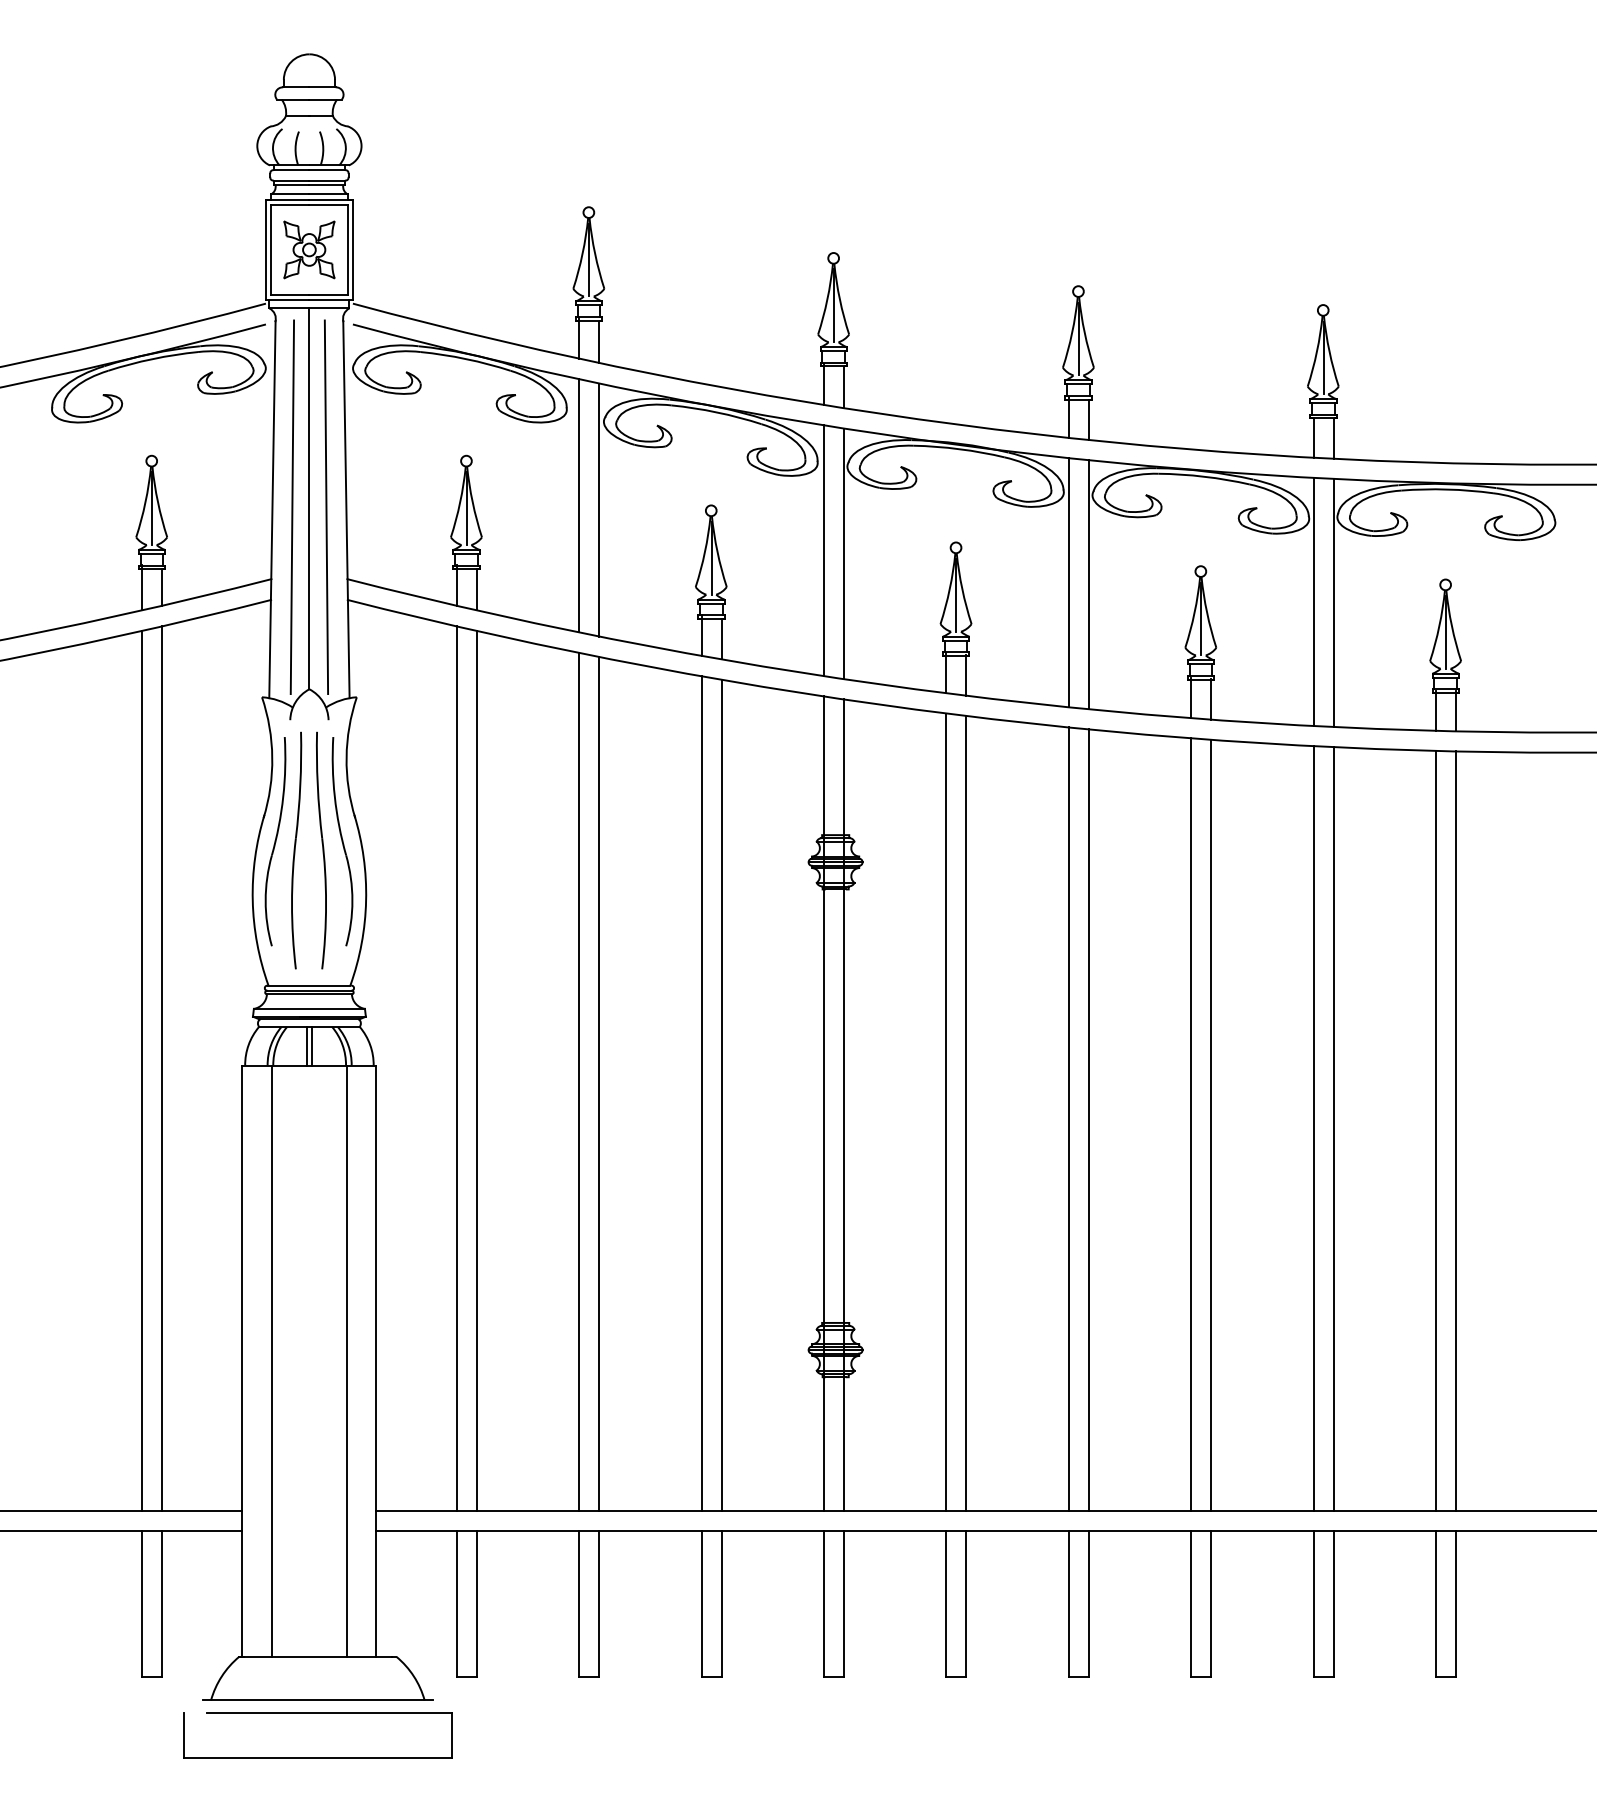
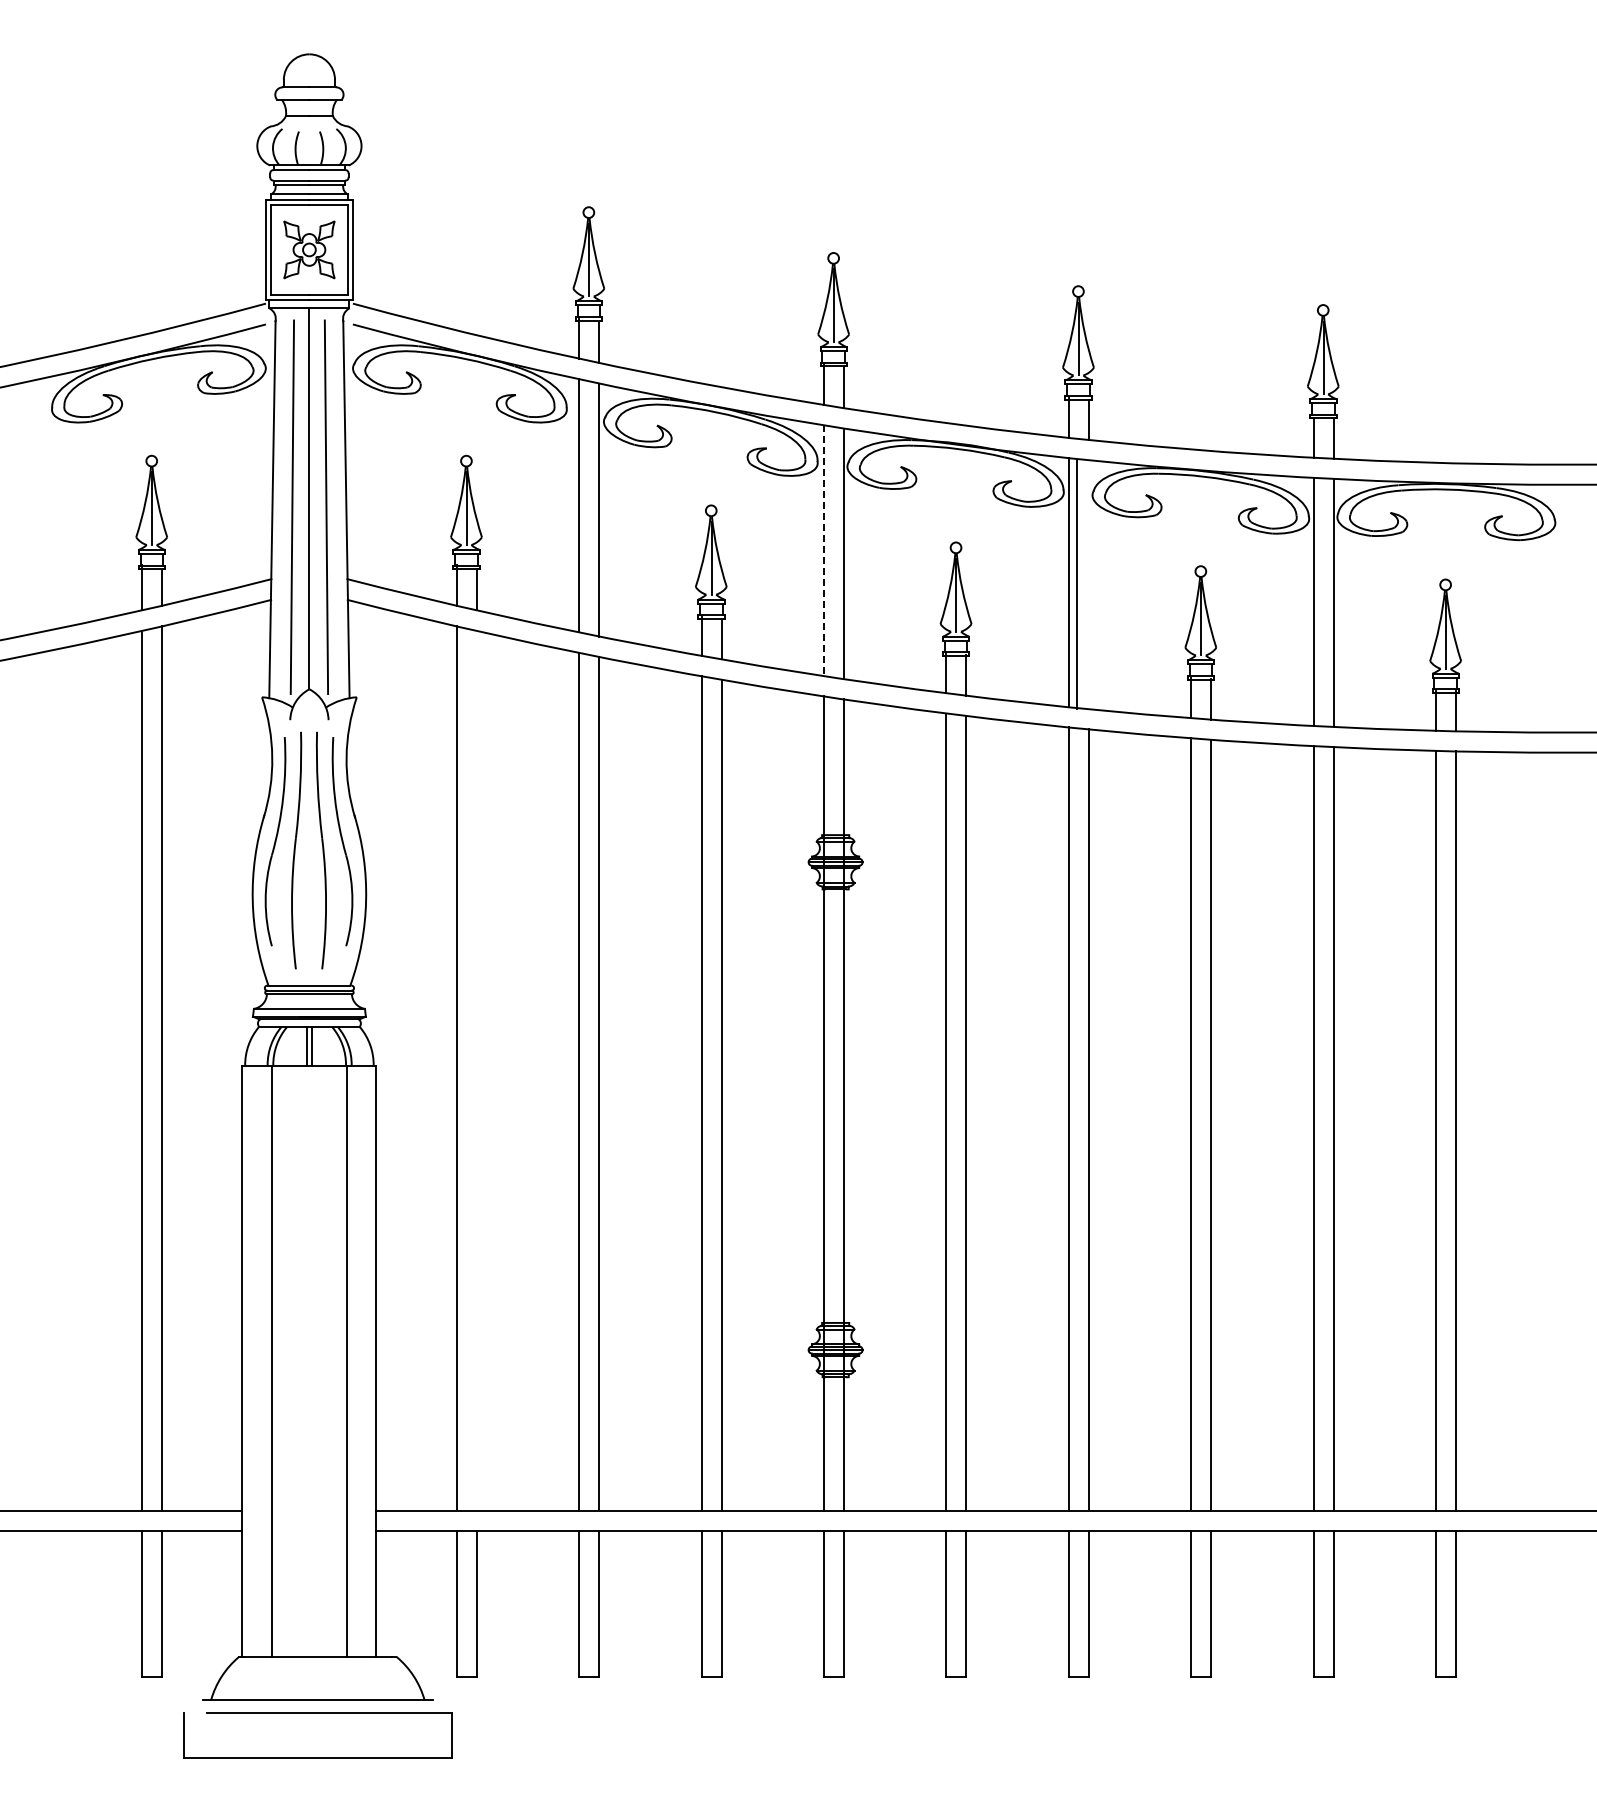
line: solid -> dashed (823, 551)
line position: (1088, 584) -> (1076, 584) (1076, 584)
line: present -> none (476, 1070)
